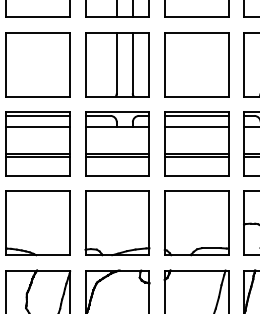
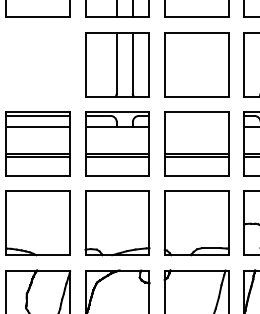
part: present -> none (37, 64)
line: present -> none (196, 115)
line: present -> none (196, 127)
